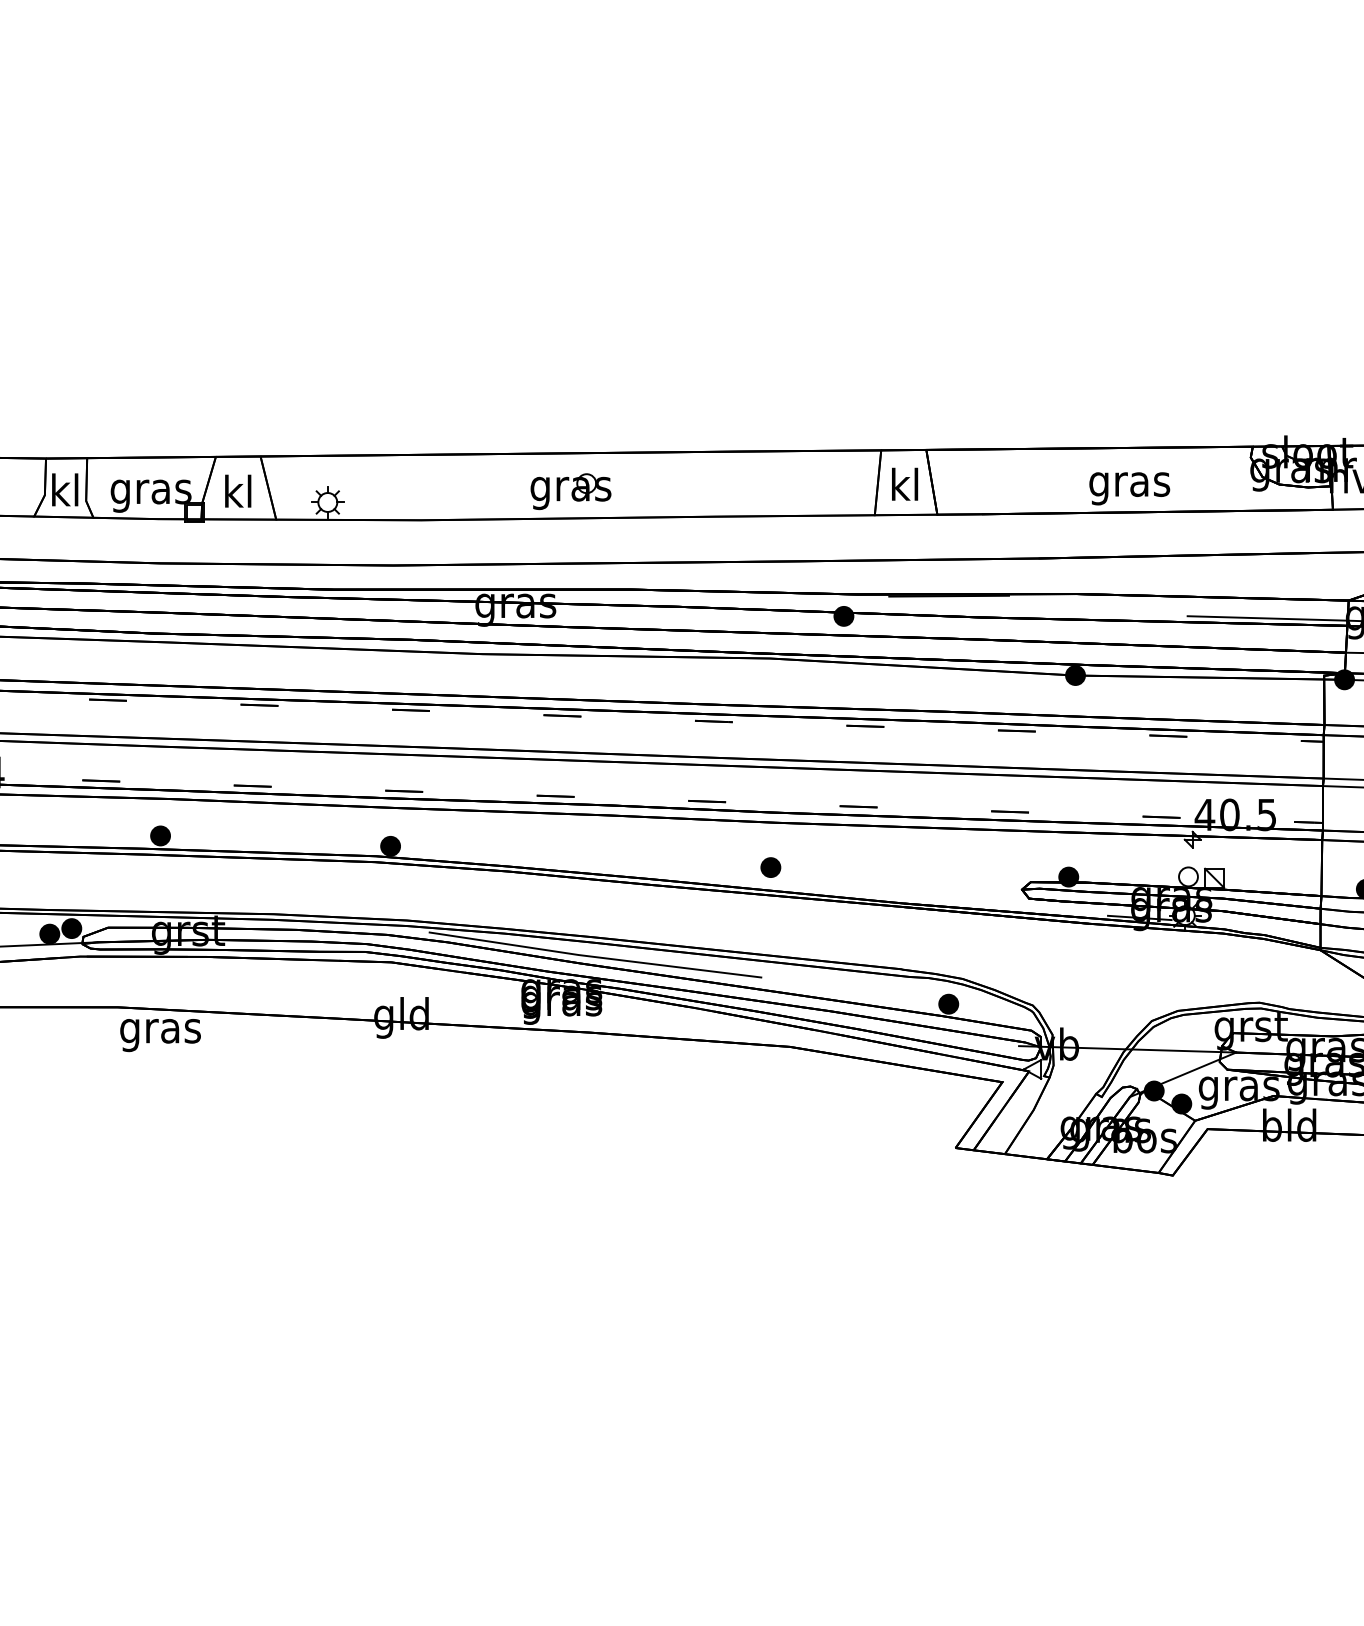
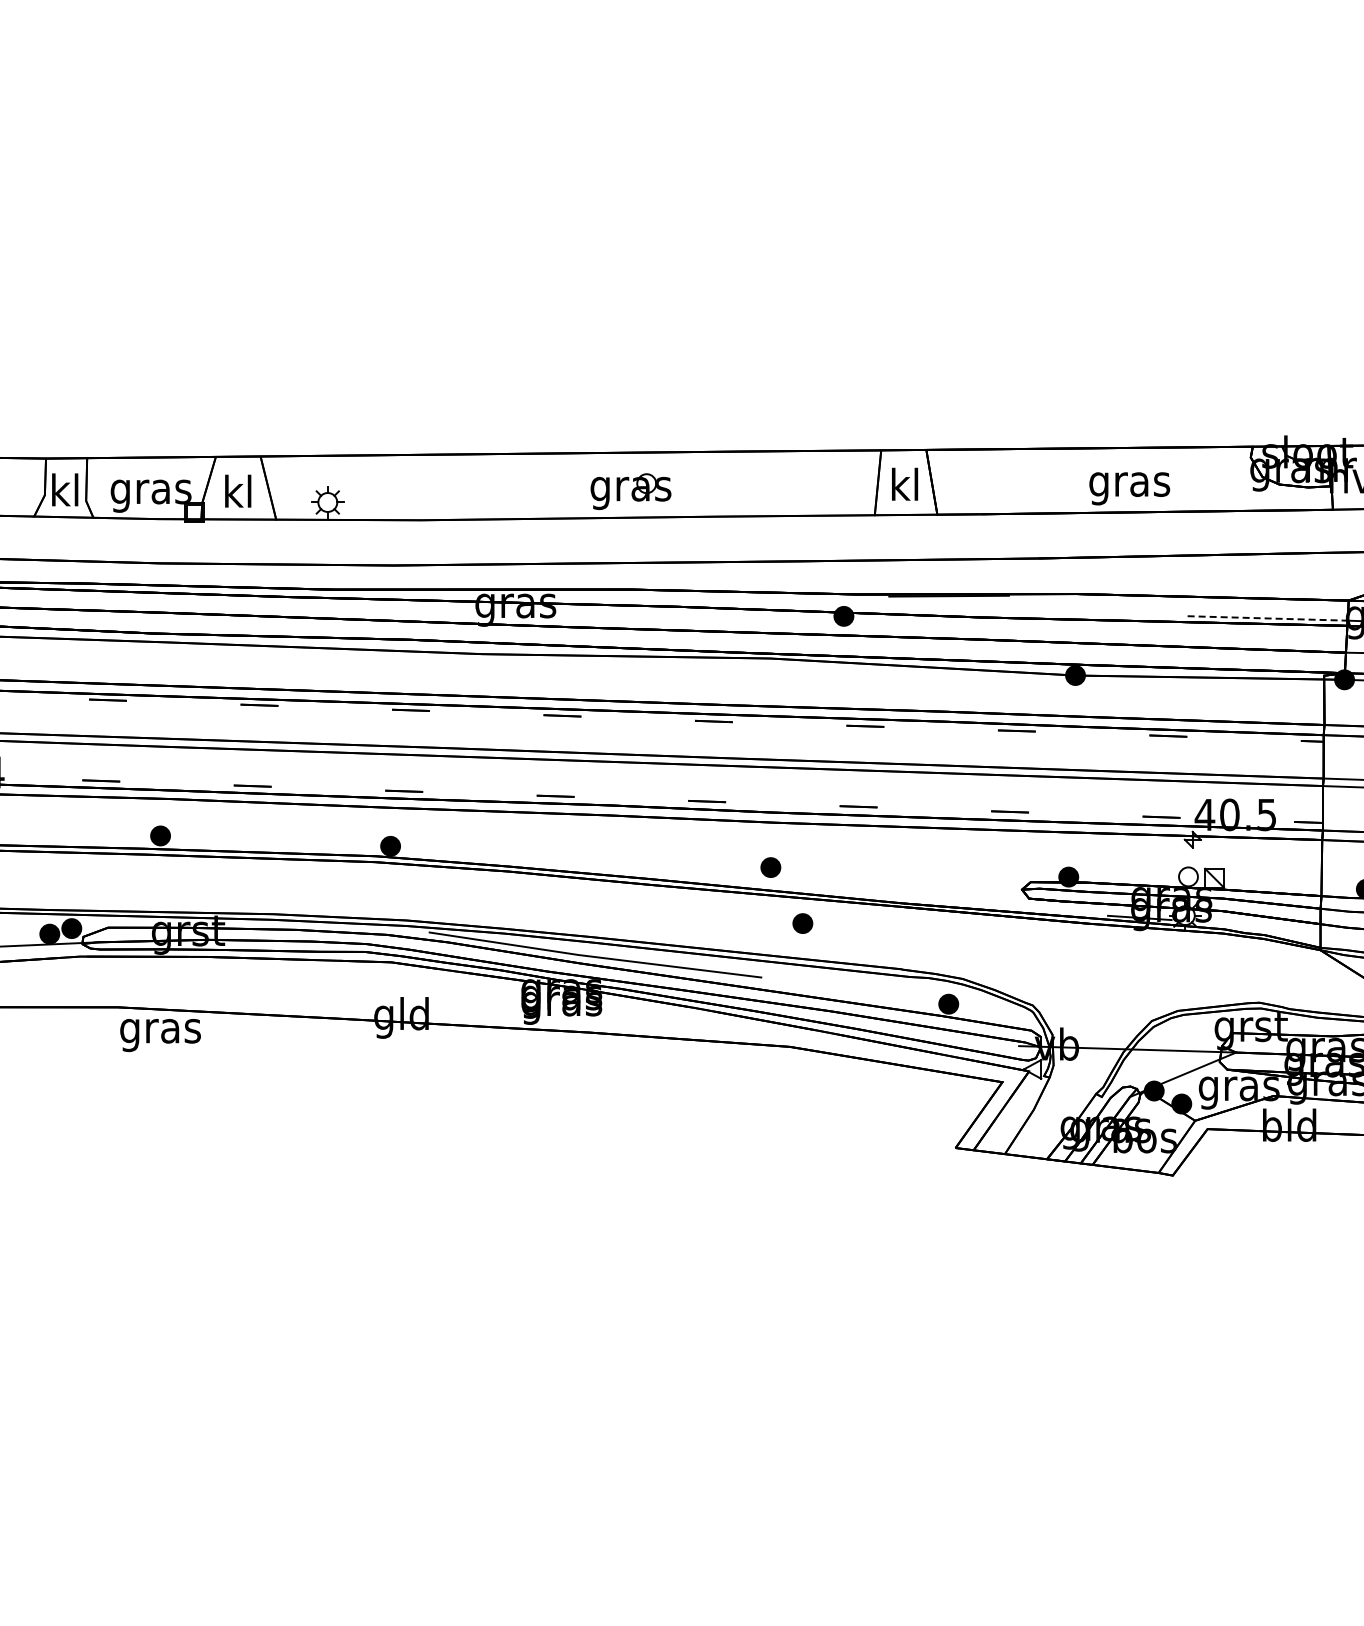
part position: (570, 491) -> (630, 491) (630, 491)
line: solid -> dashed (1268, 618)
part: none -> present (802, 923)
